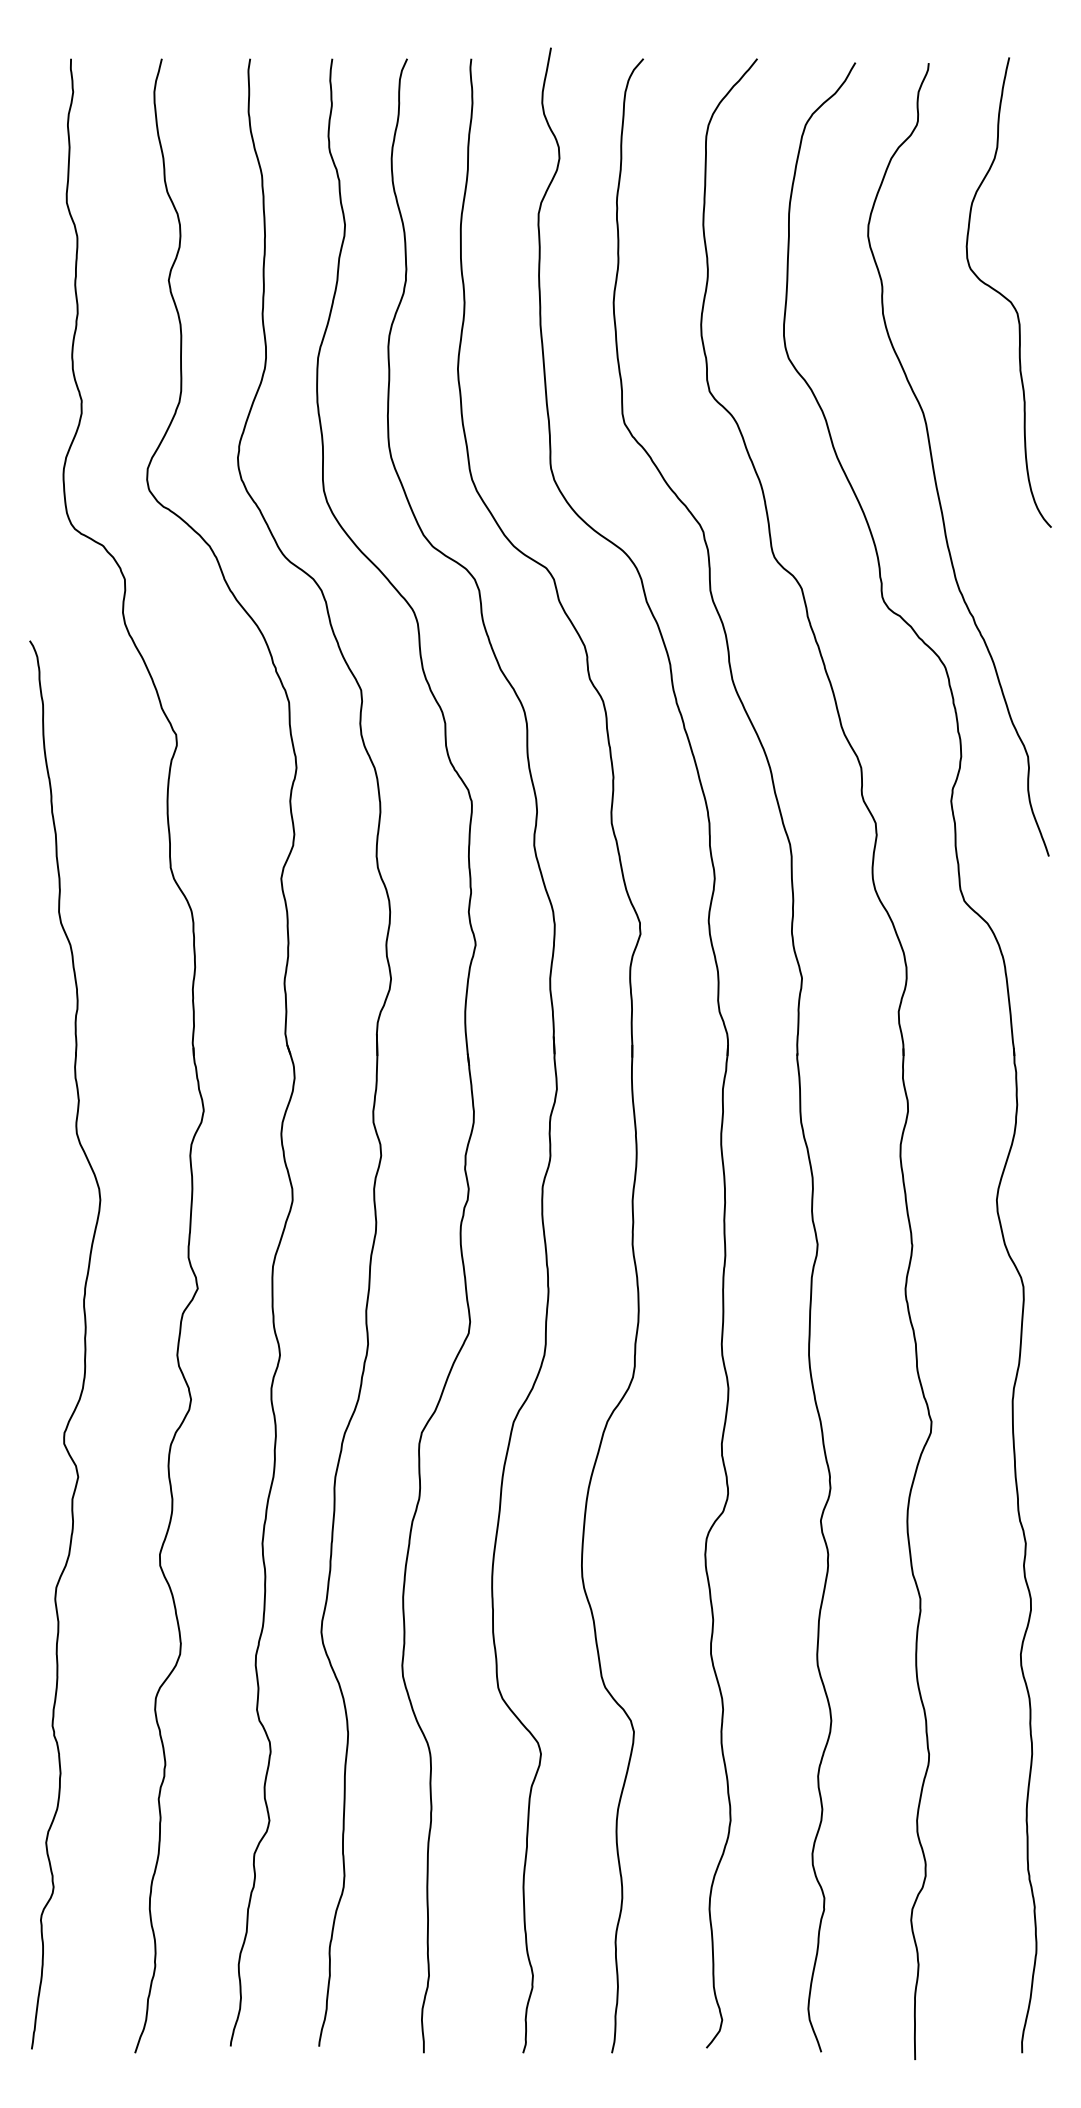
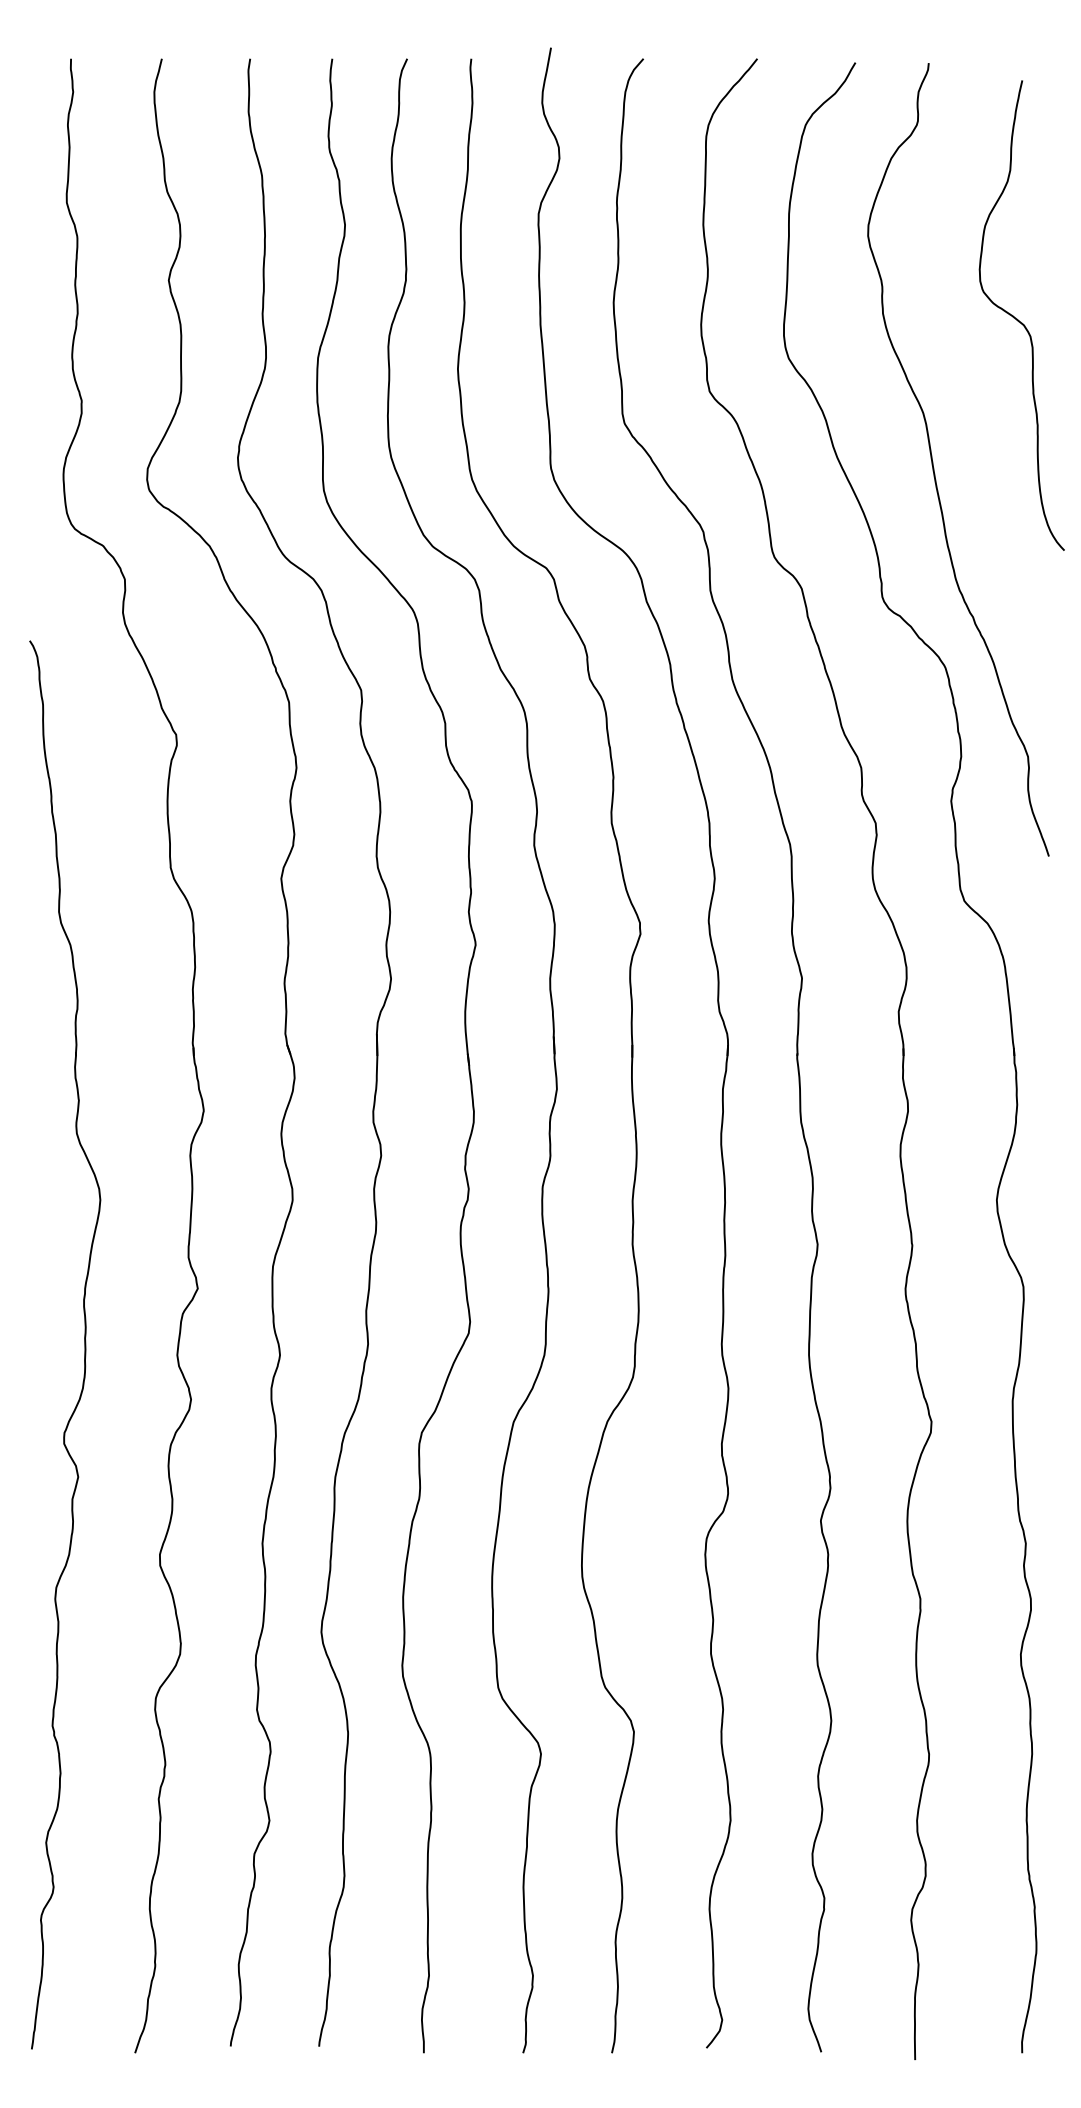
curve position: (1004, 295) -> (1017, 318) (1017, 318)
